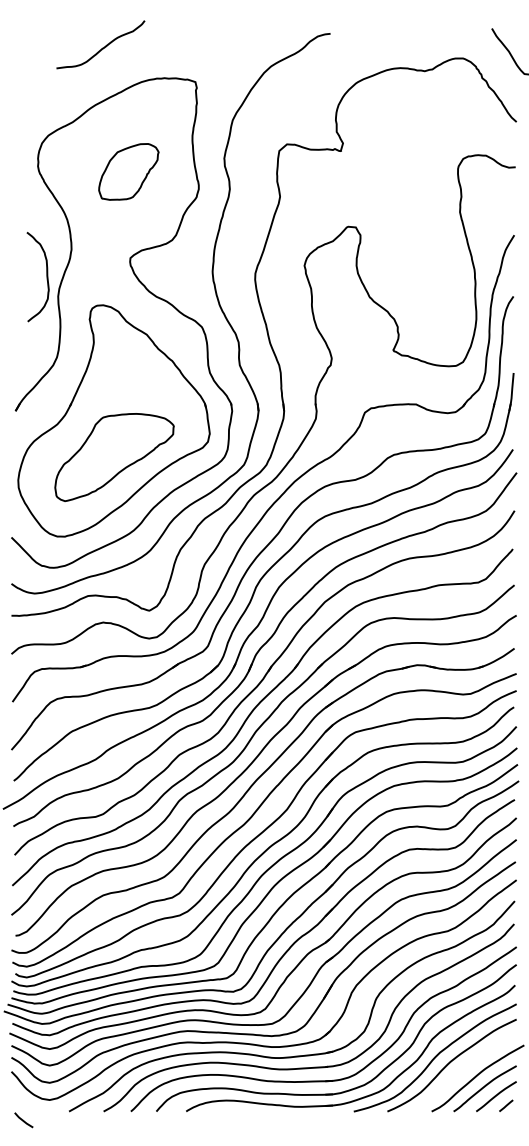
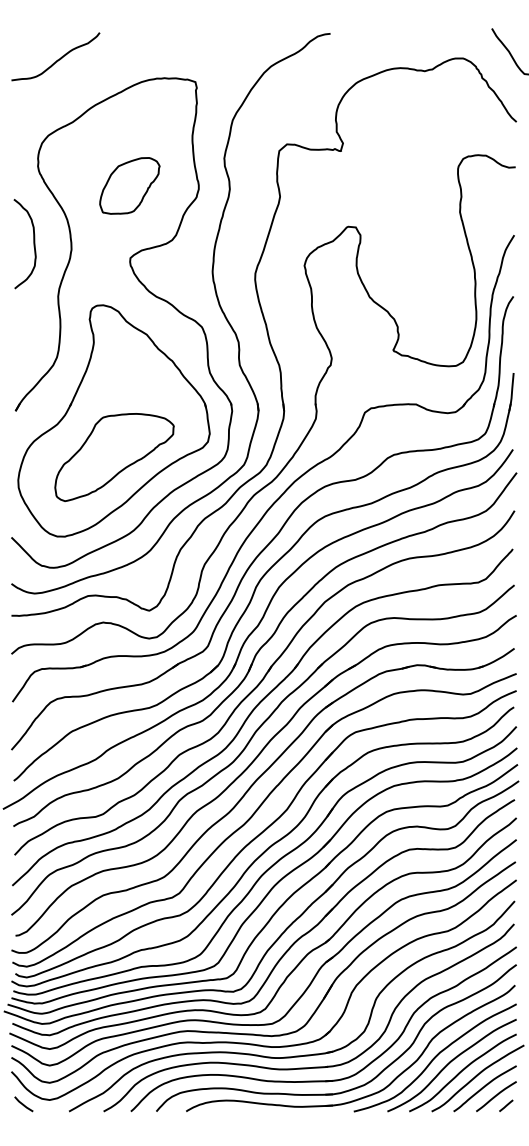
curve position: (102, 47) -> (57, 59) (57, 59)
part position: (128, 171) -> (129, 185) (129, 185)
curve position: (46, 277) -> (33, 244) (33, 244)
curve: none -> present (462, 1071)
line position: (23, 1120) -> (23, 1104) (23, 1104)
